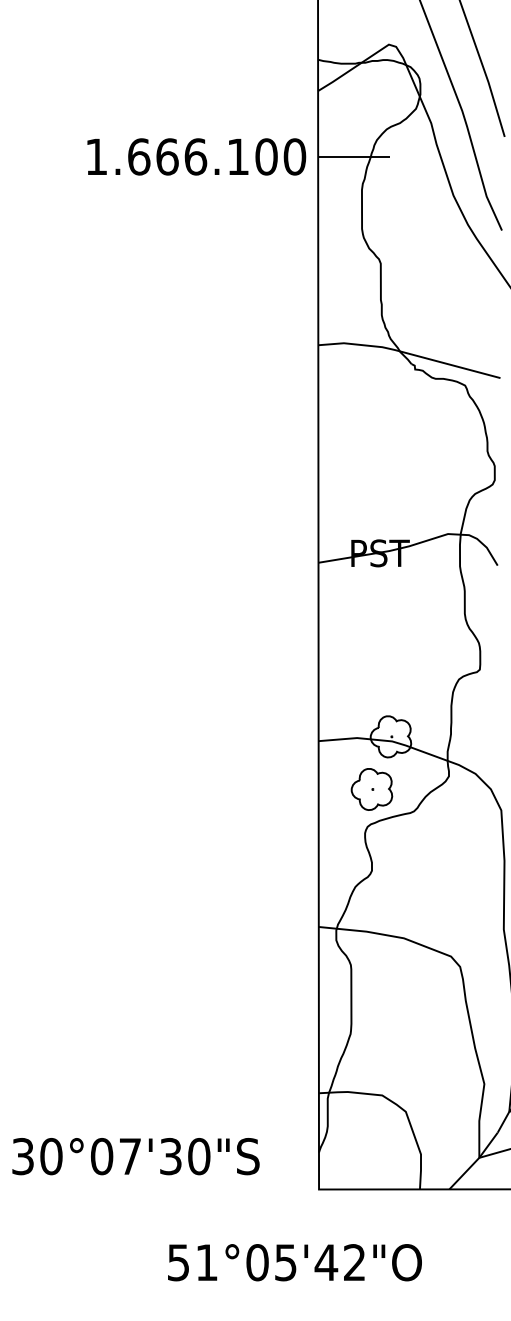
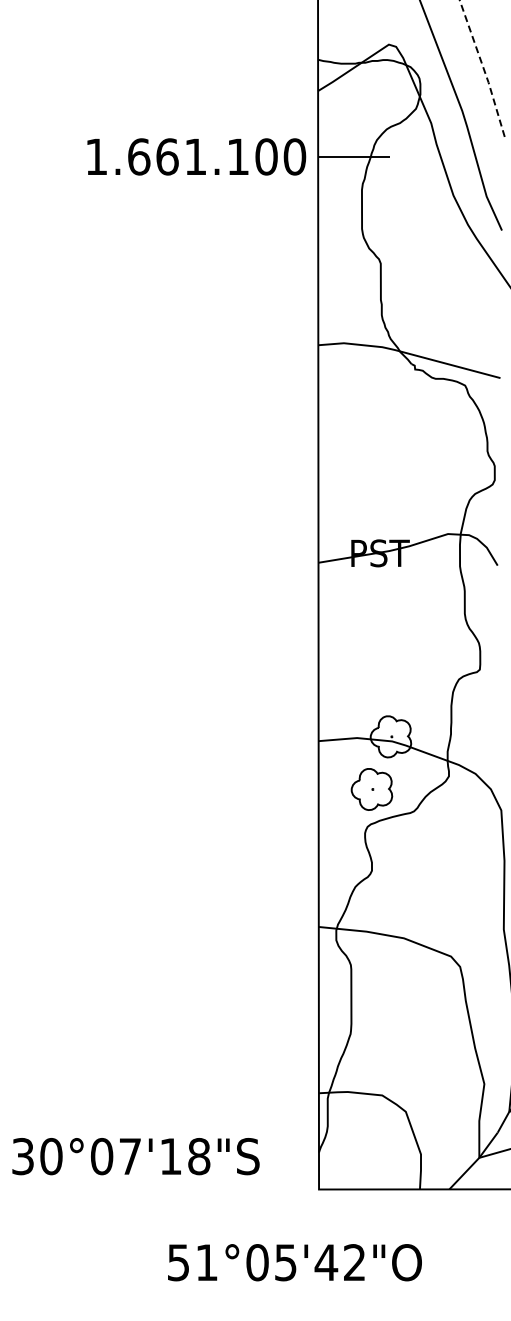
line: solid -> dashed (483, 68)
text: 1.666.100 -> 1.661.100 (195, 156)
text: 30°07'30"S -> 30°07'18"S (185, 1156)
